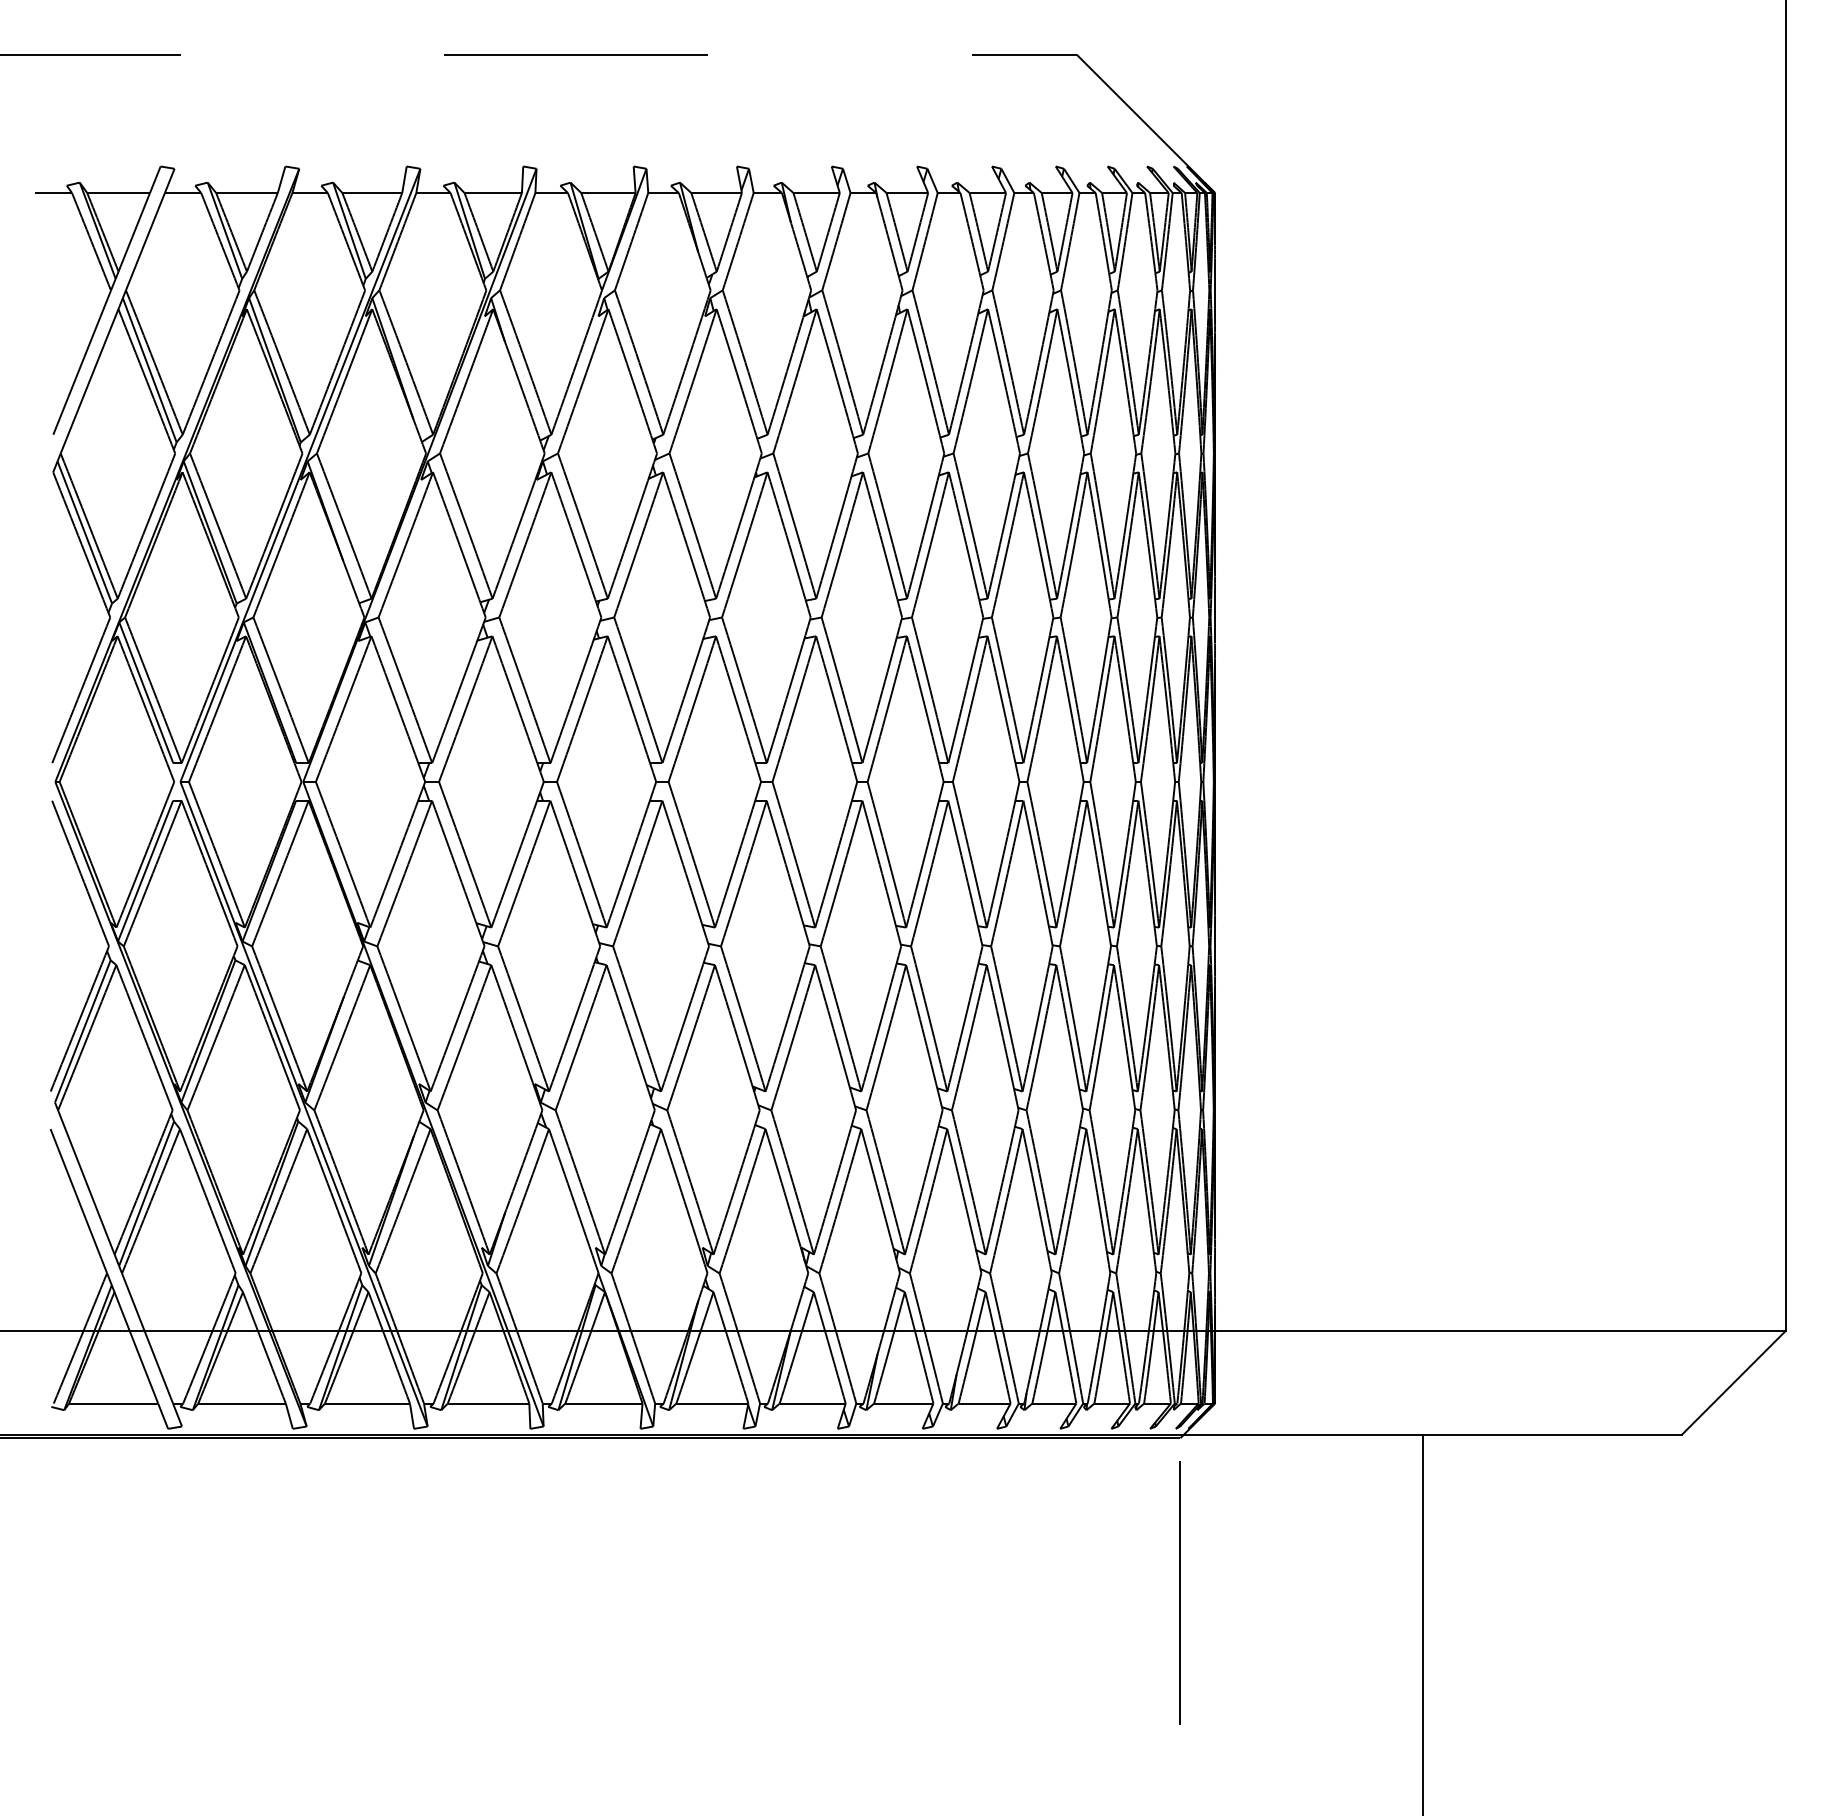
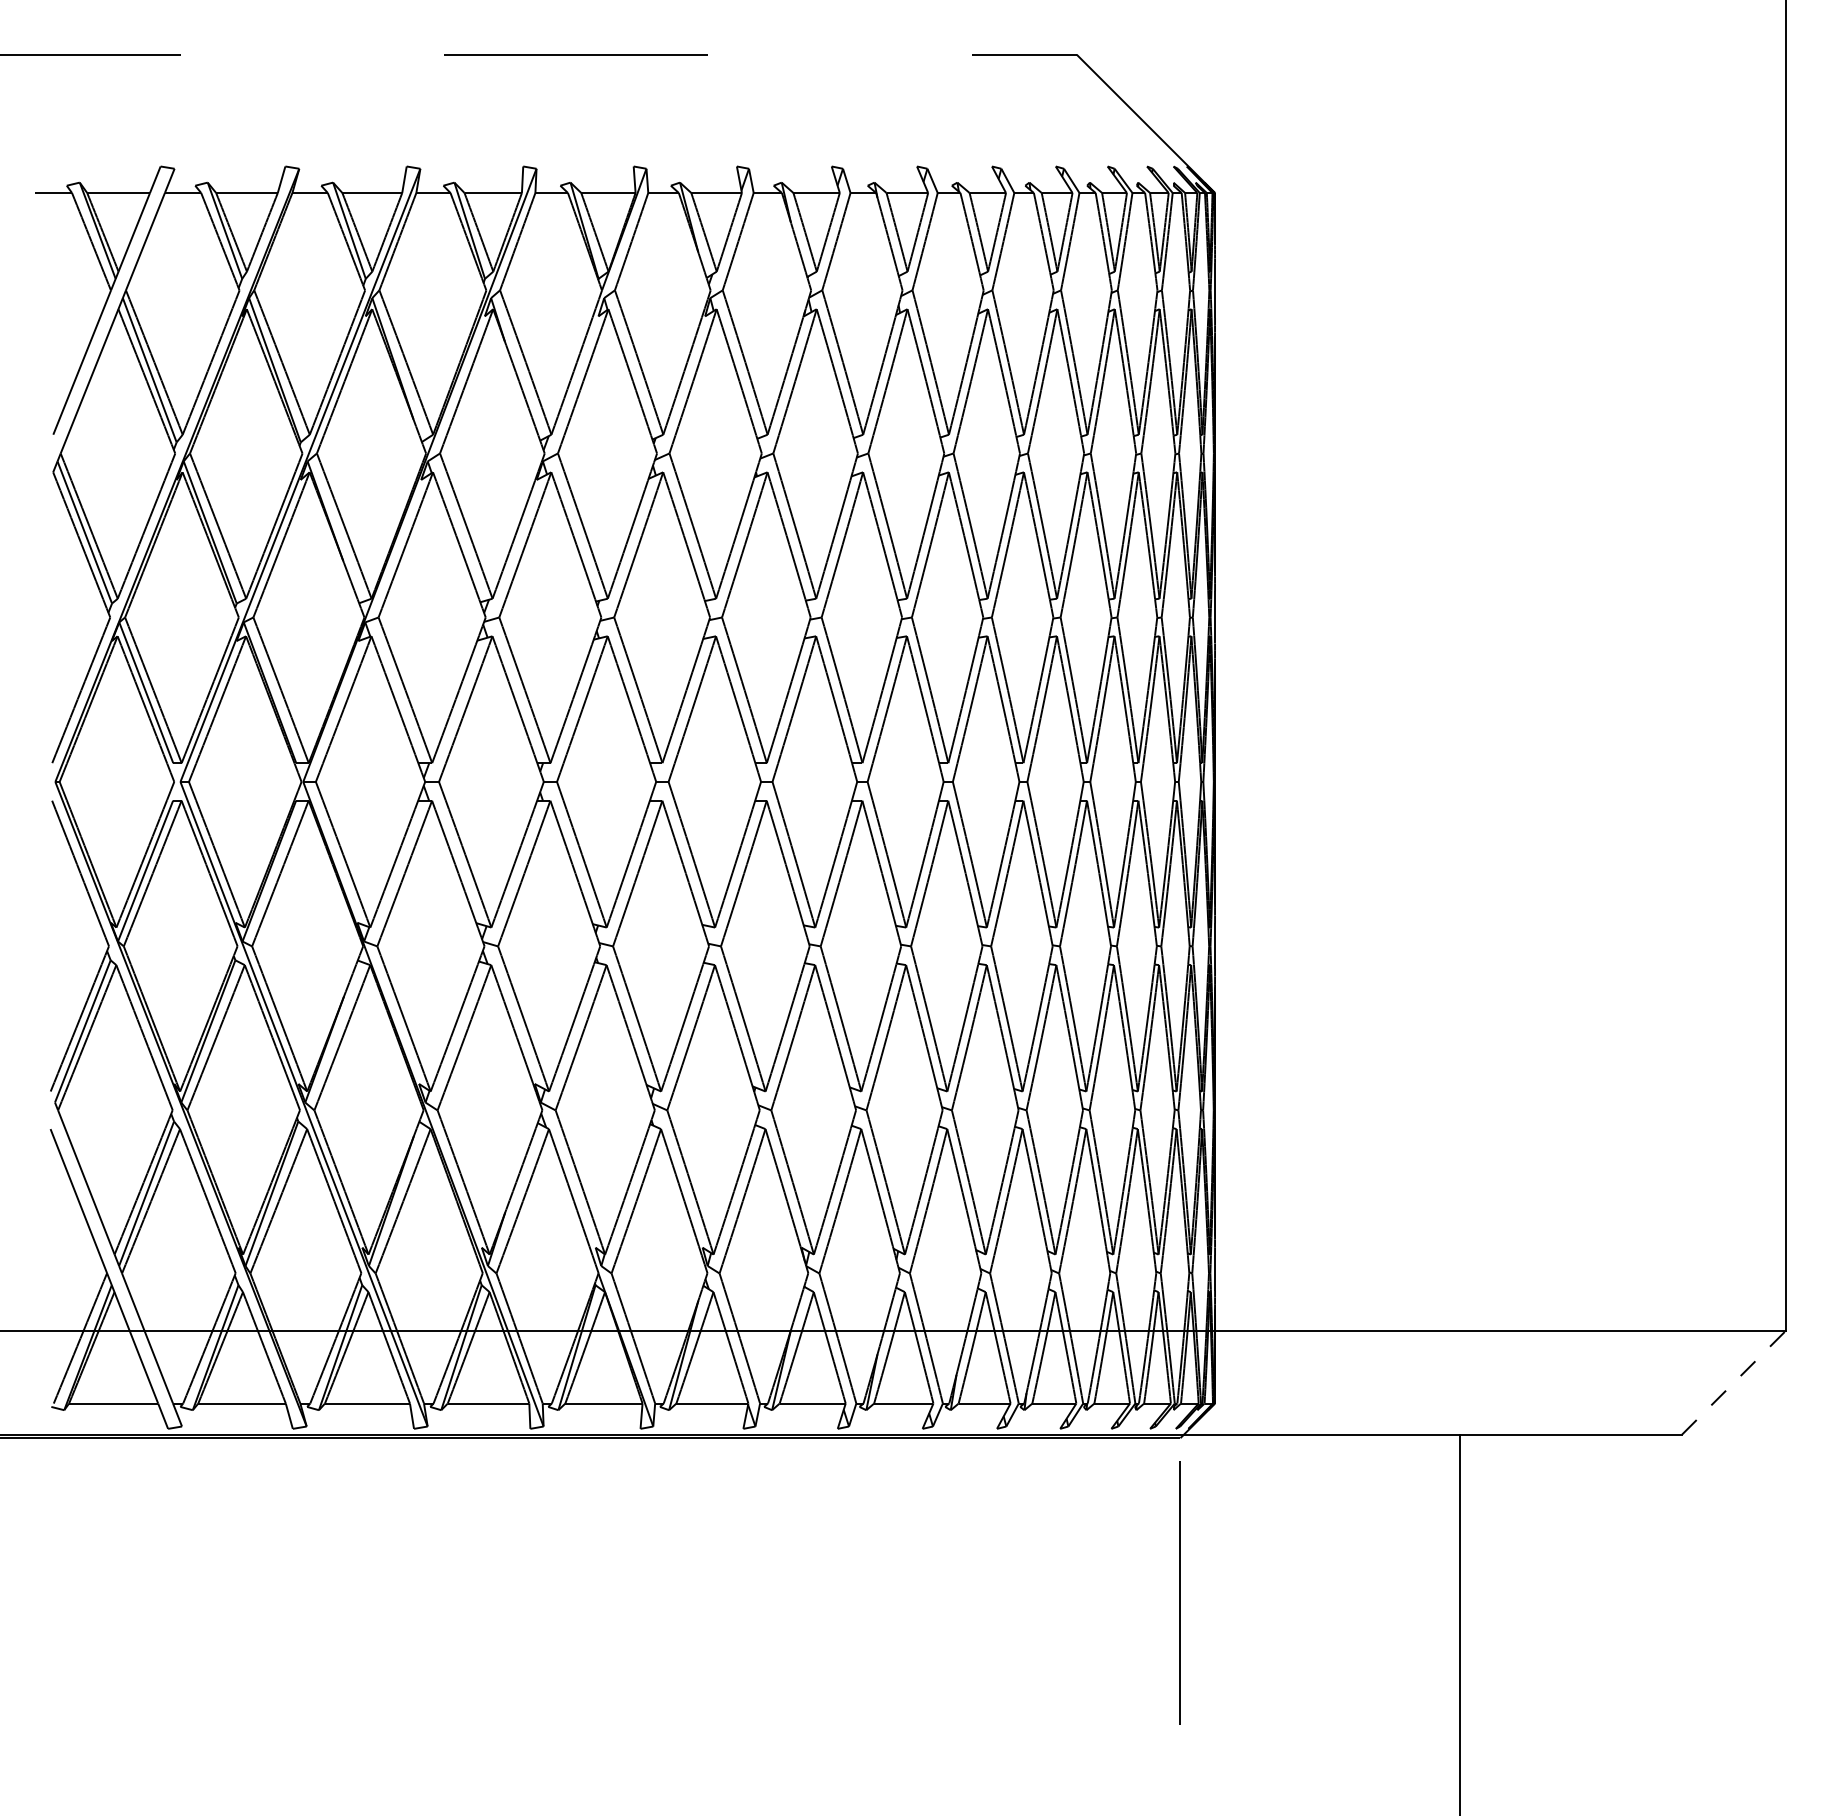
line: solid -> dashed (1734, 1382)
line position: (1422, 1623) -> (1459, 1623) (1459, 1623)
